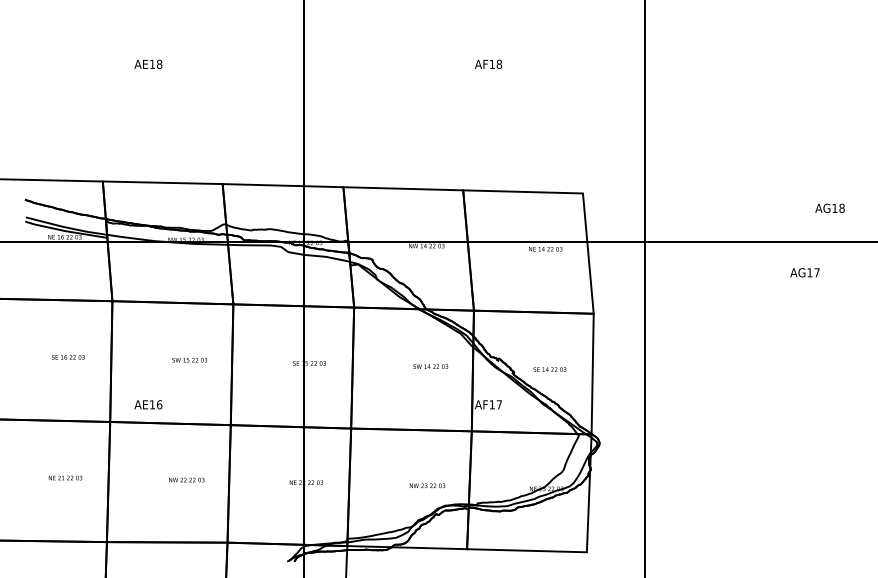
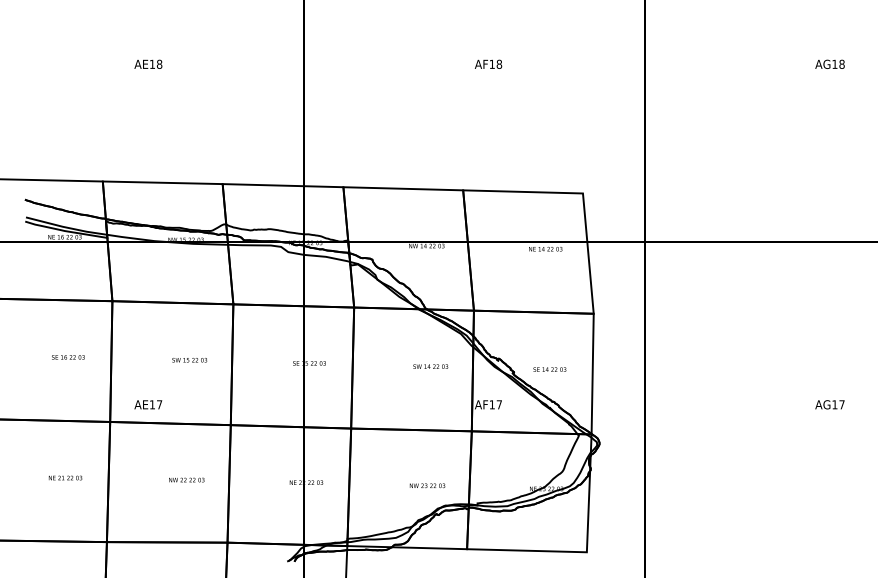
text position: (829, 207) -> (829, 63) (829, 63)
text position: (804, 272) -> (829, 404) (829, 404)
text: AE16 -> AE17 (159, 404)
